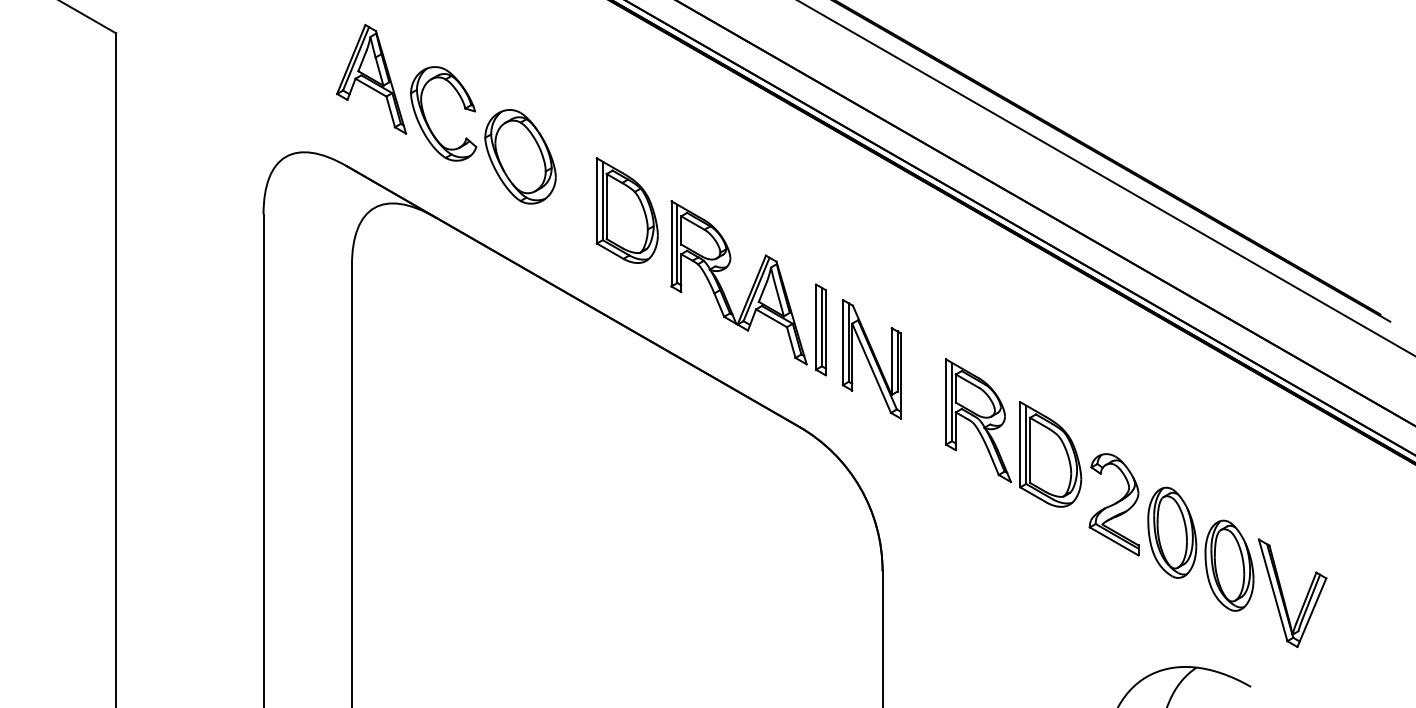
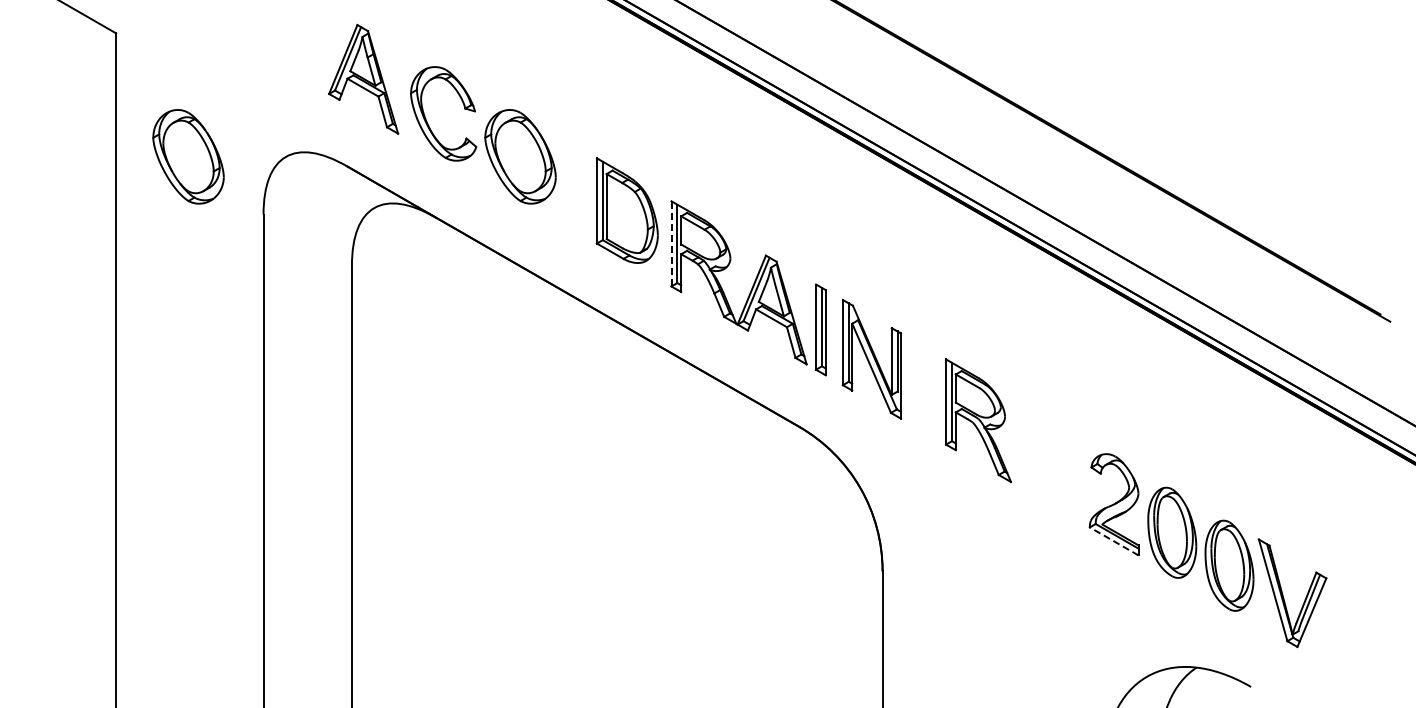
part position: (371, 79) -> (363, 79) (363, 79)
part: none -> present (188, 156)
line: present -> none (1106, 178)
line: solid -> dashed (671, 243)
part: present -> none (1050, 454)
line: solid -> dashed (1113, 541)
